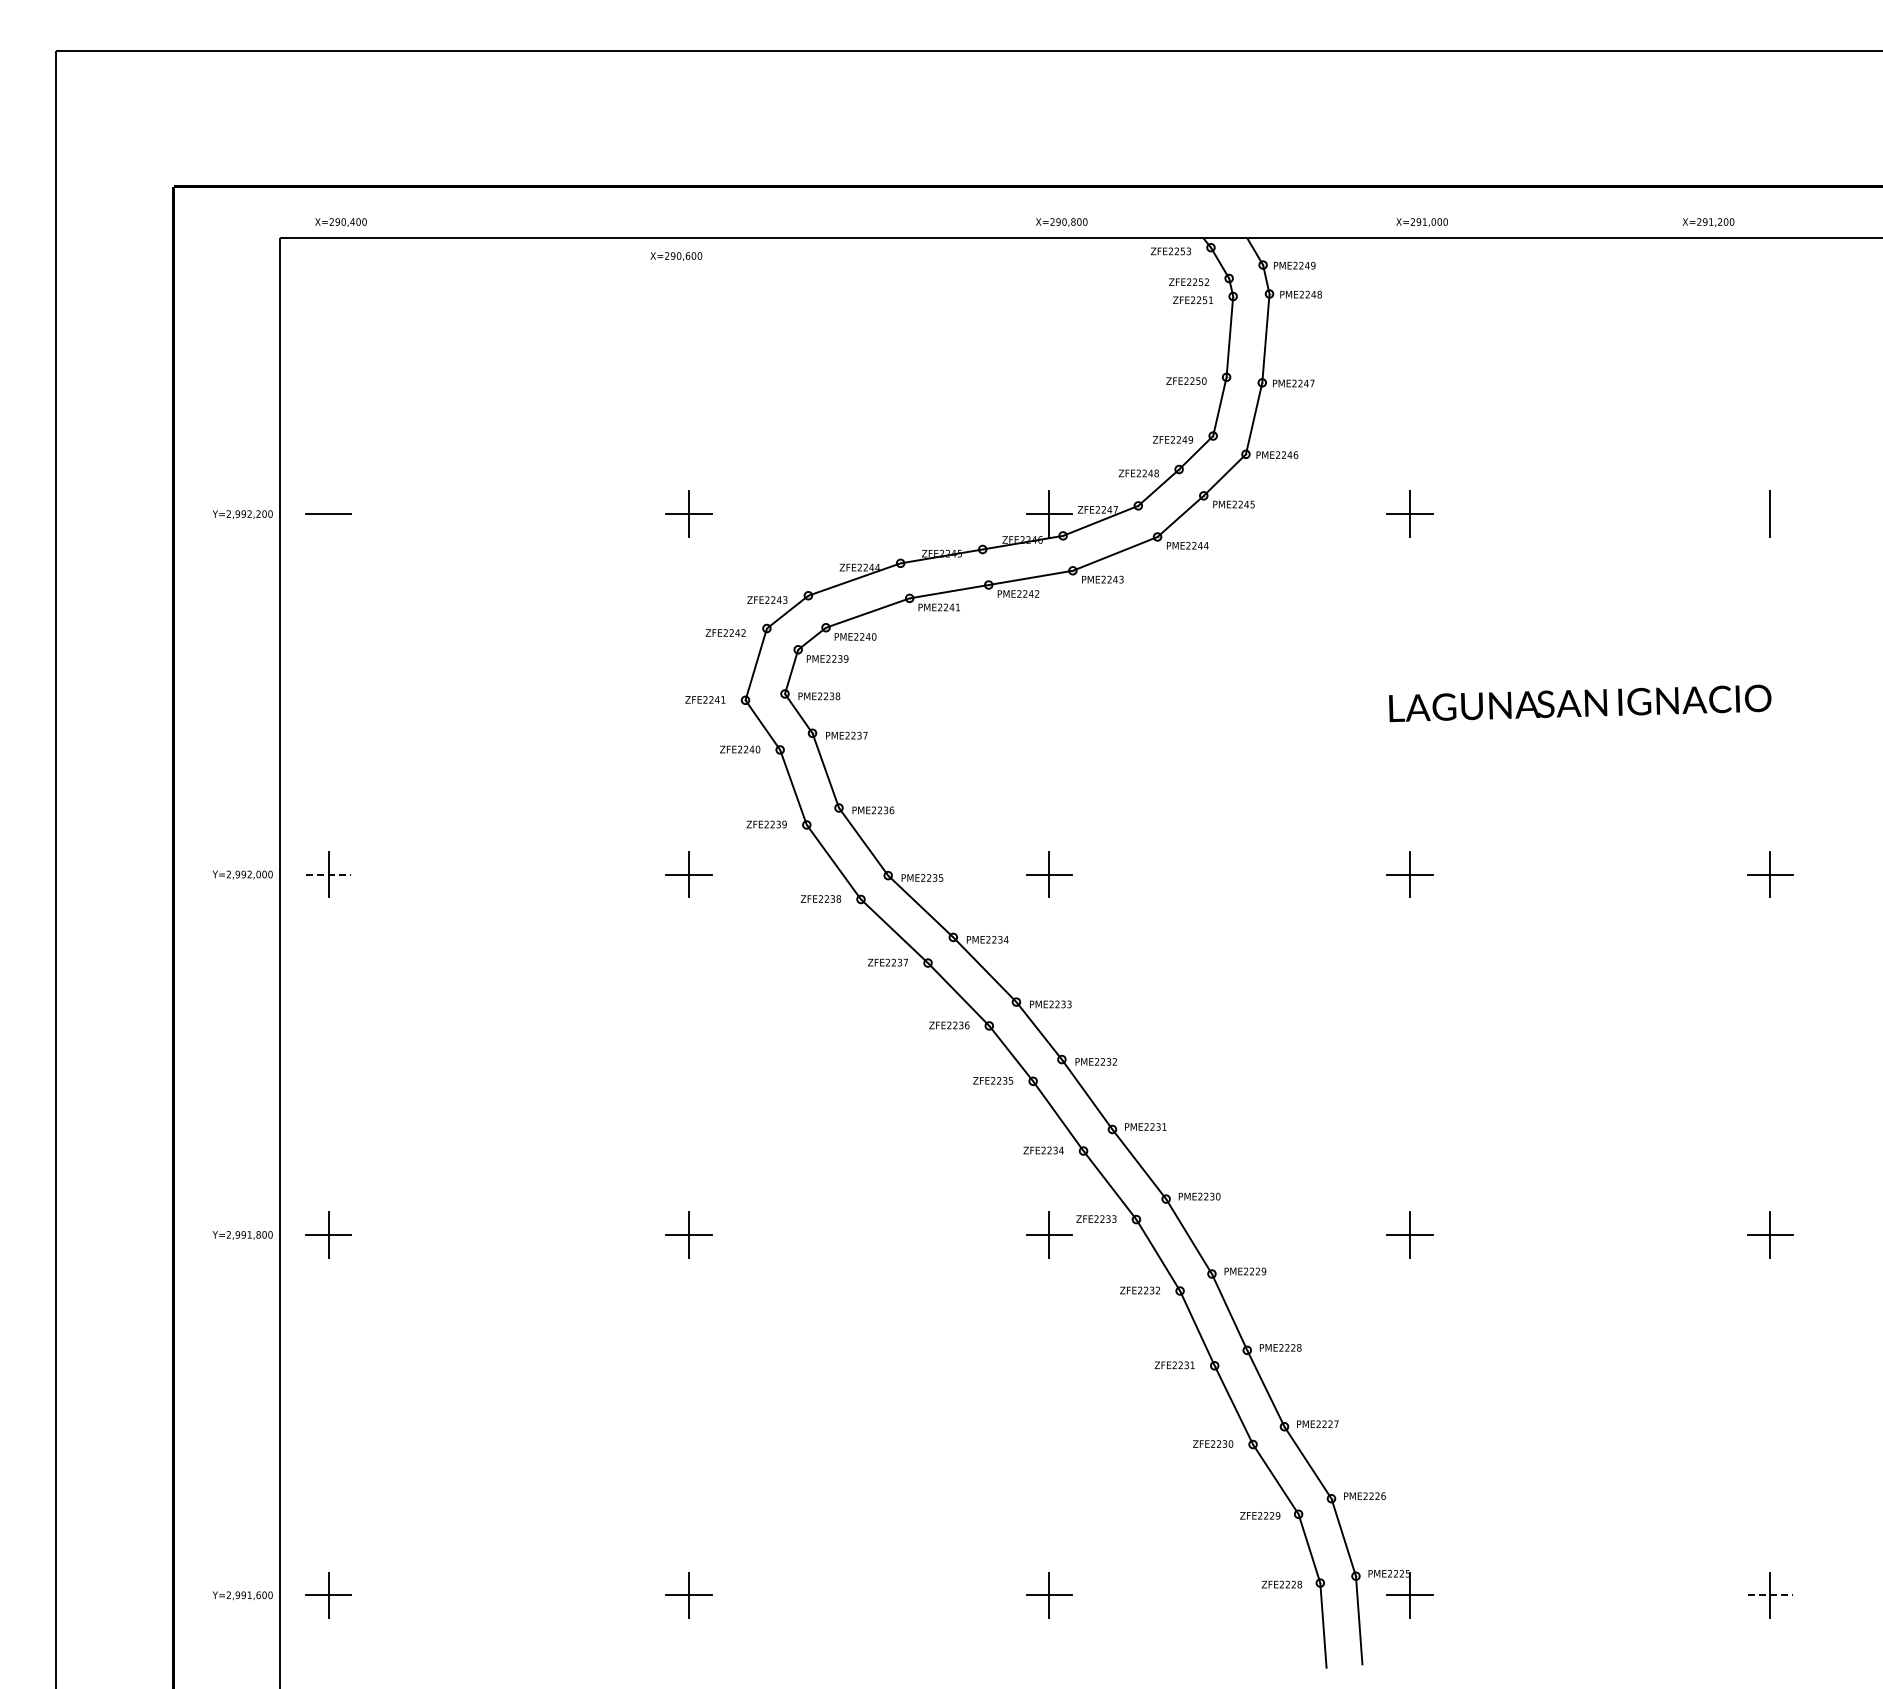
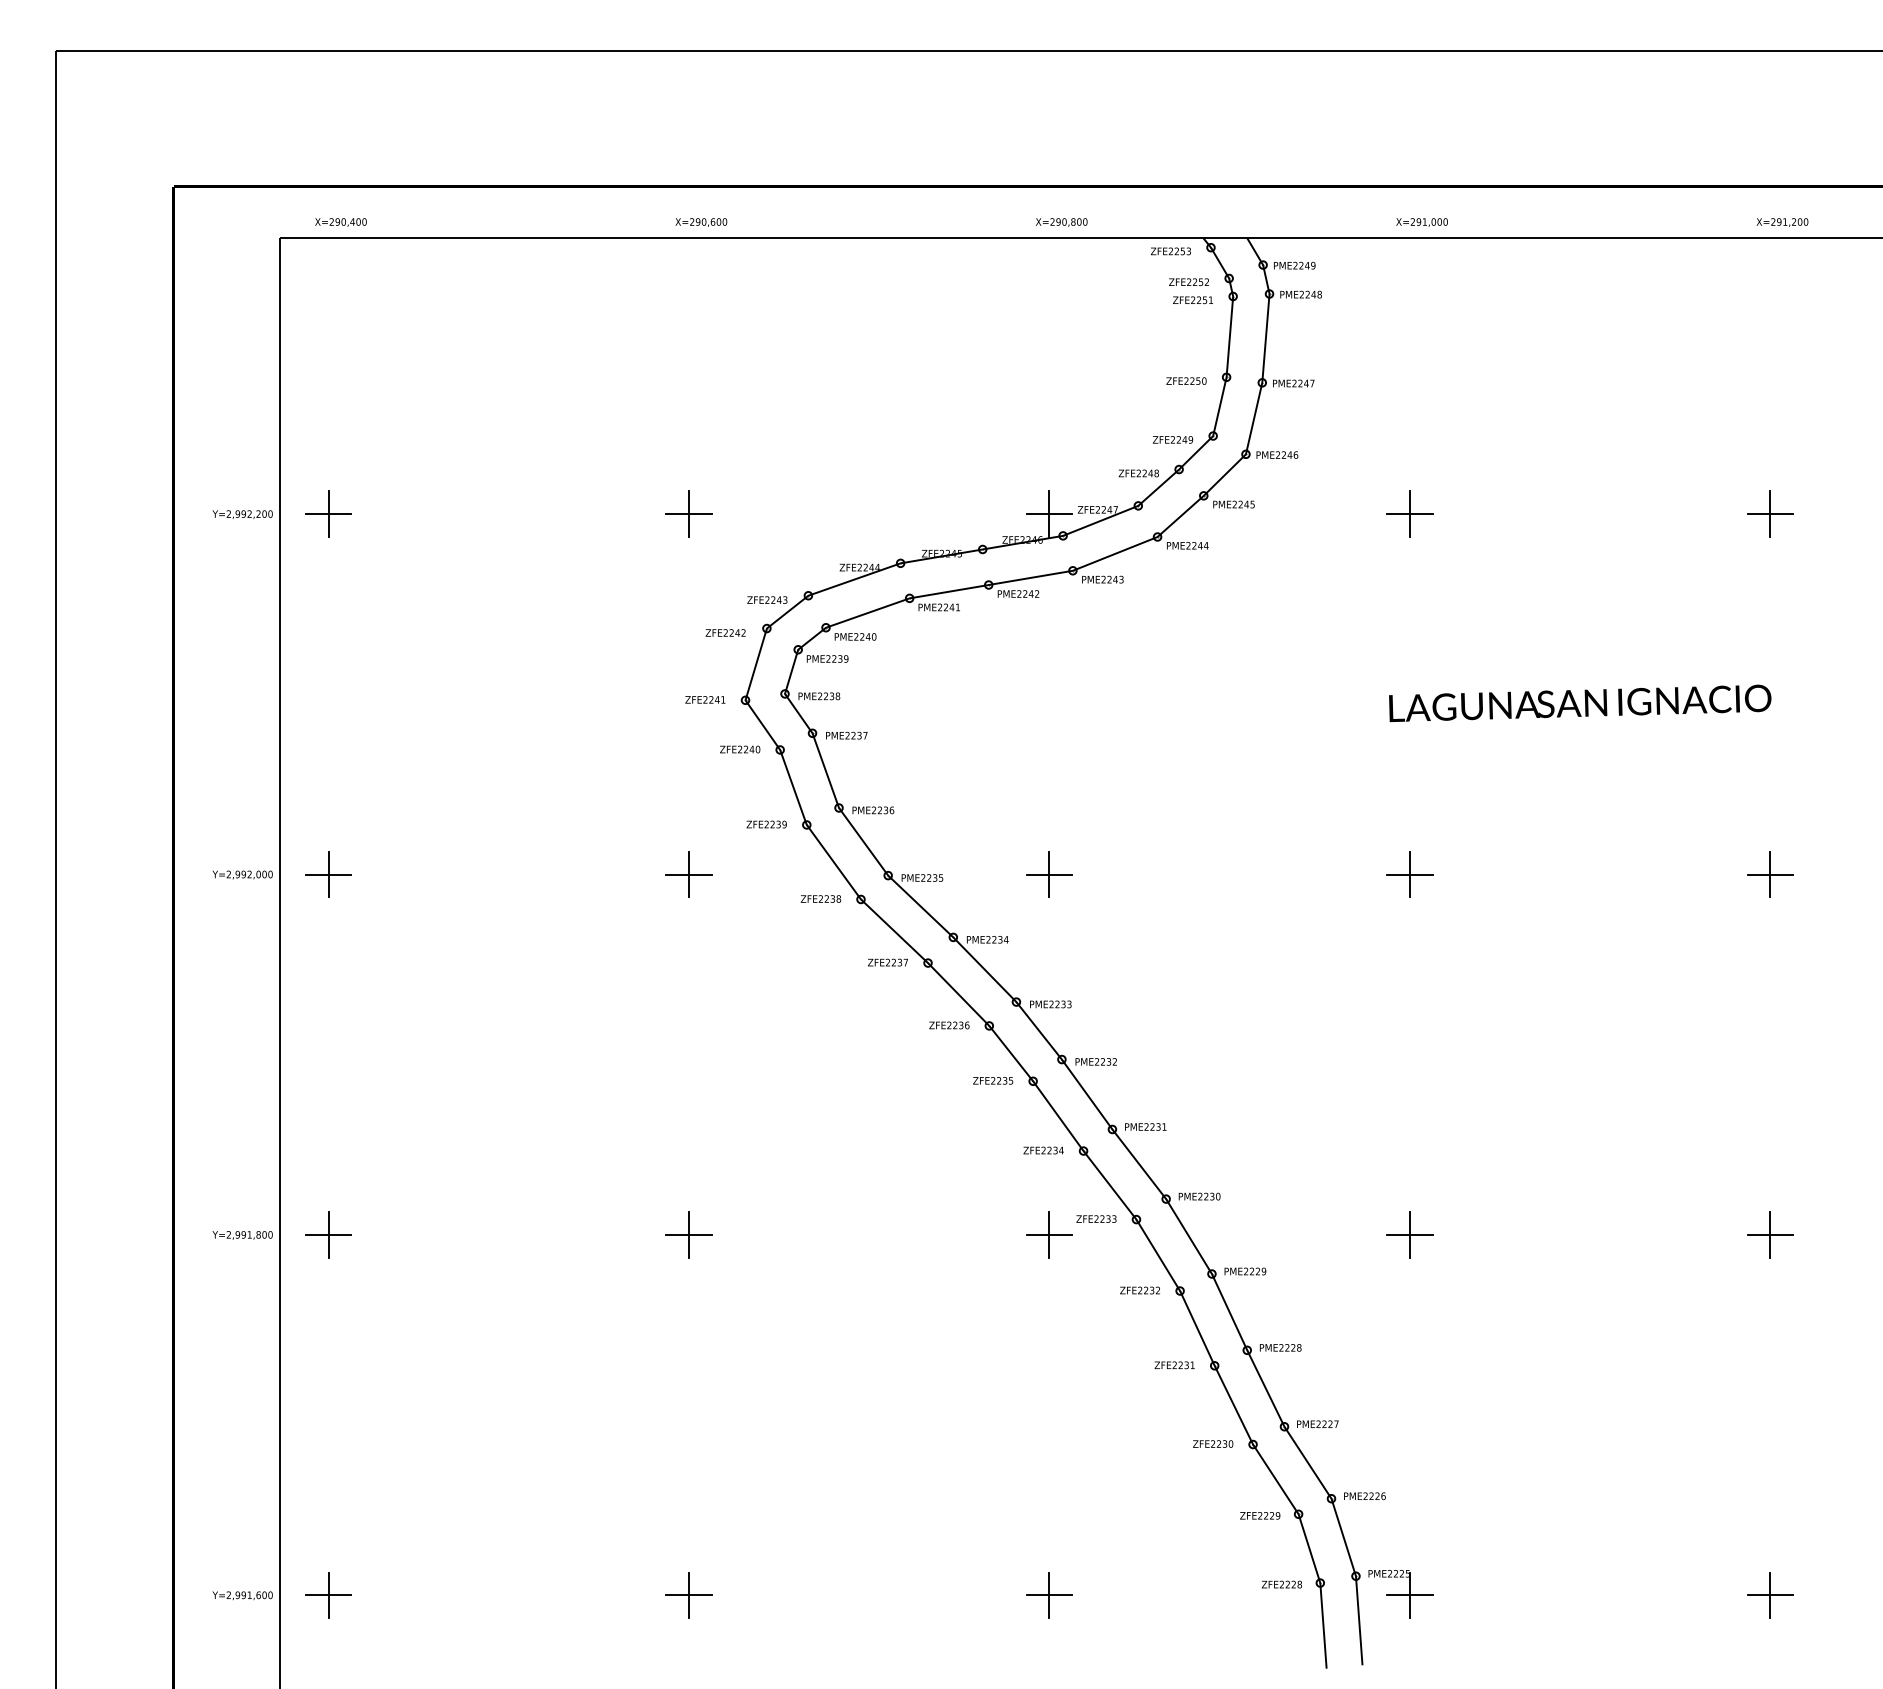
text position: (1708, 222) -> (1782, 222) (1782, 222)
text position: (676, 256) -> (701, 222) (701, 222)
line: none -> present (328, 513)
line: none -> present (1769, 514)
line: dashed -> solid (328, 874)
line: dashed -> solid (1770, 1595)
